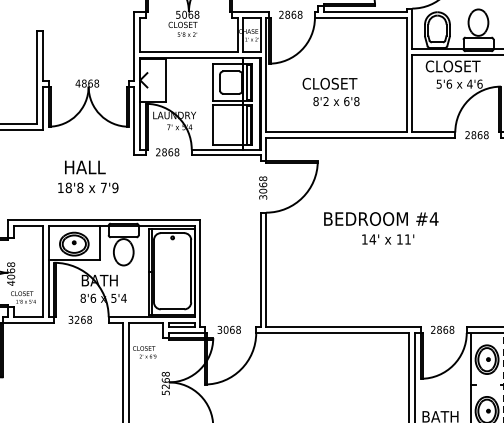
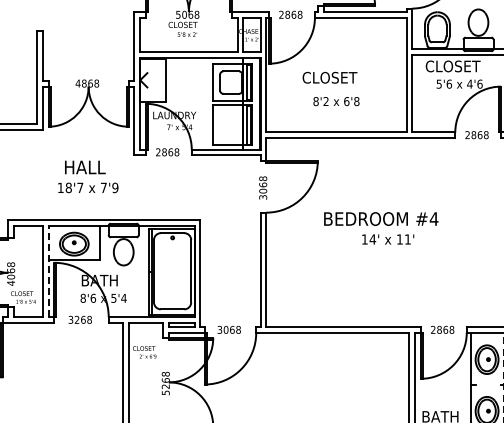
text position: (329, 83) -> (329, 77) (329, 77)
text: 18'8 -> 18'7 (80, 187)
line: solid -> dashed (48, 271)
